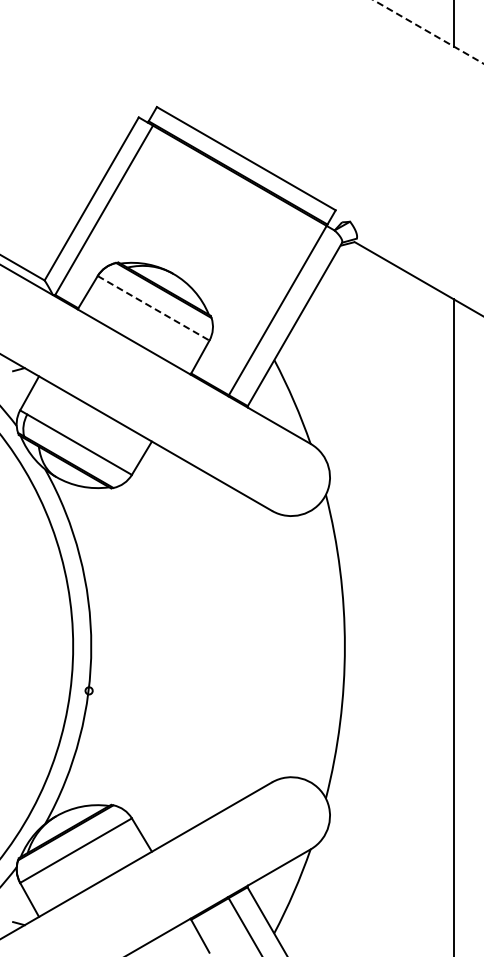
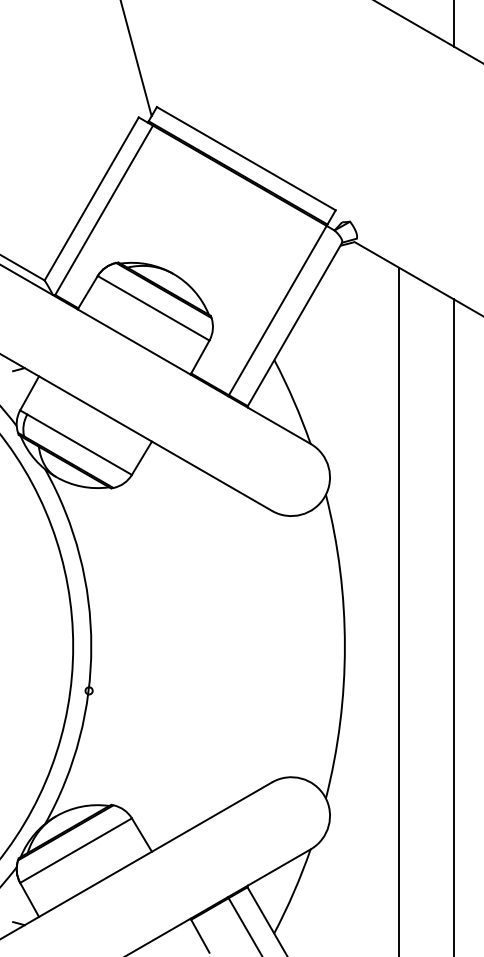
line: dashed -> solid (428, 31)
line: none -> present (136, 59)
line: dashed -> solid (154, 308)
line: none -> present (399, 610)
